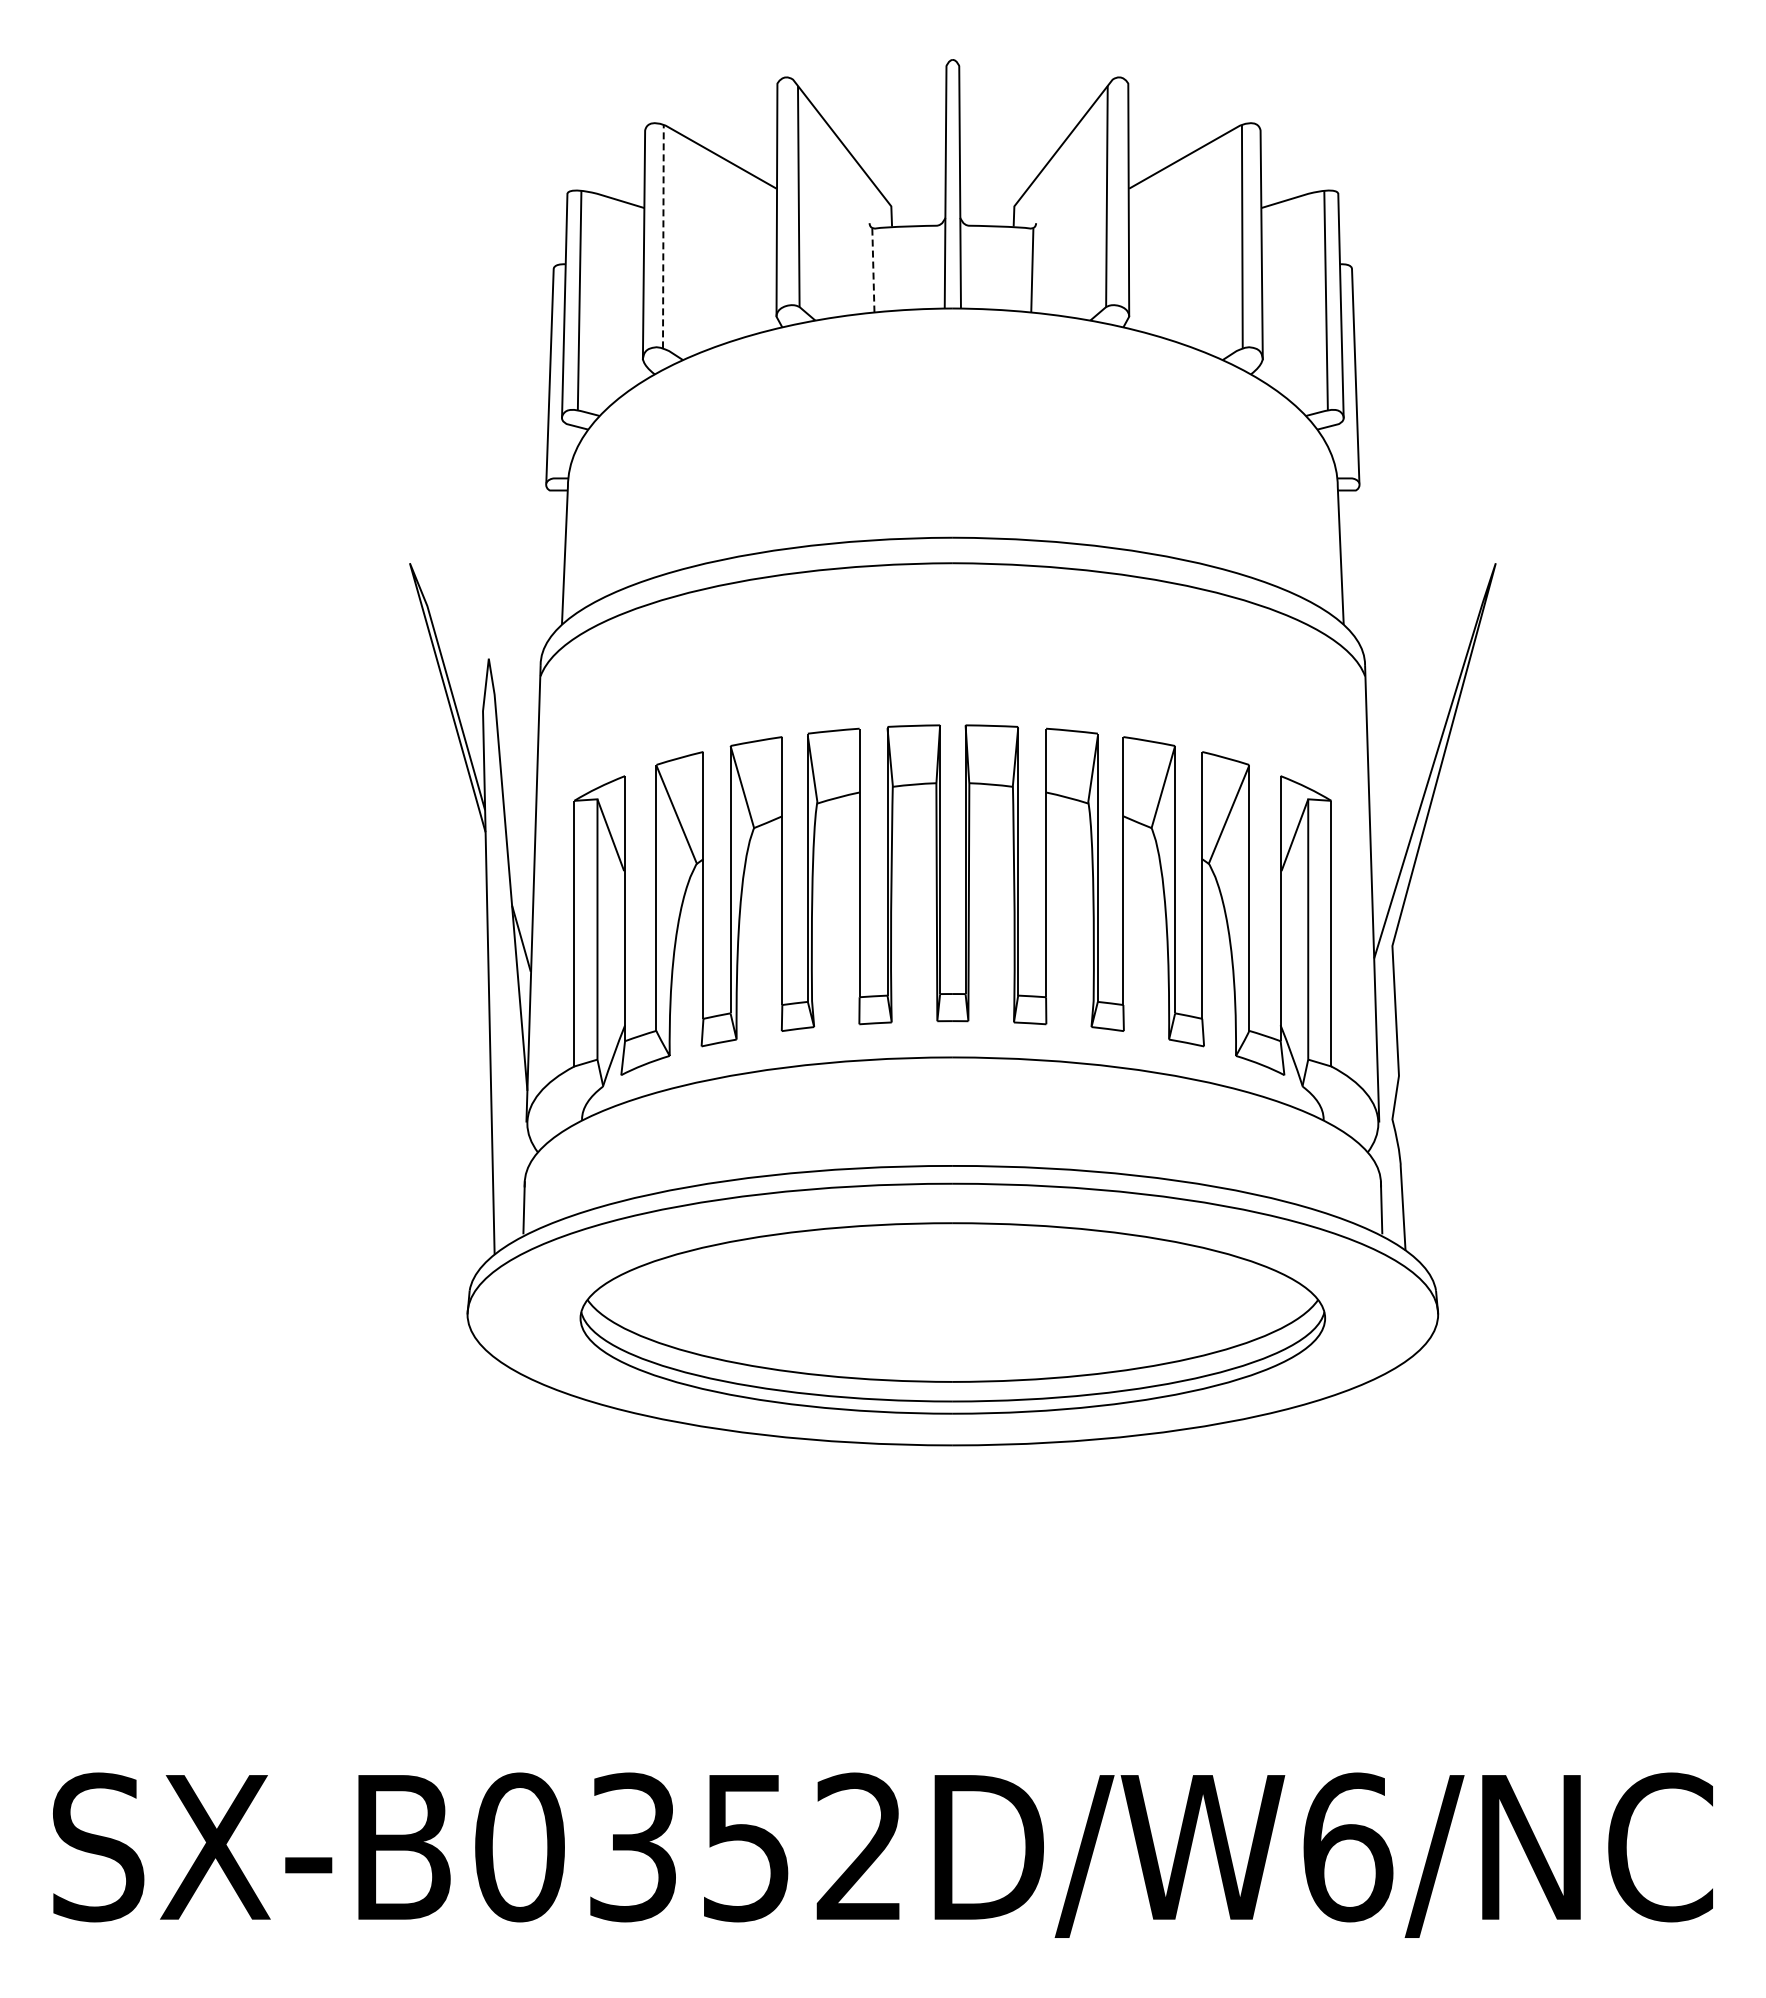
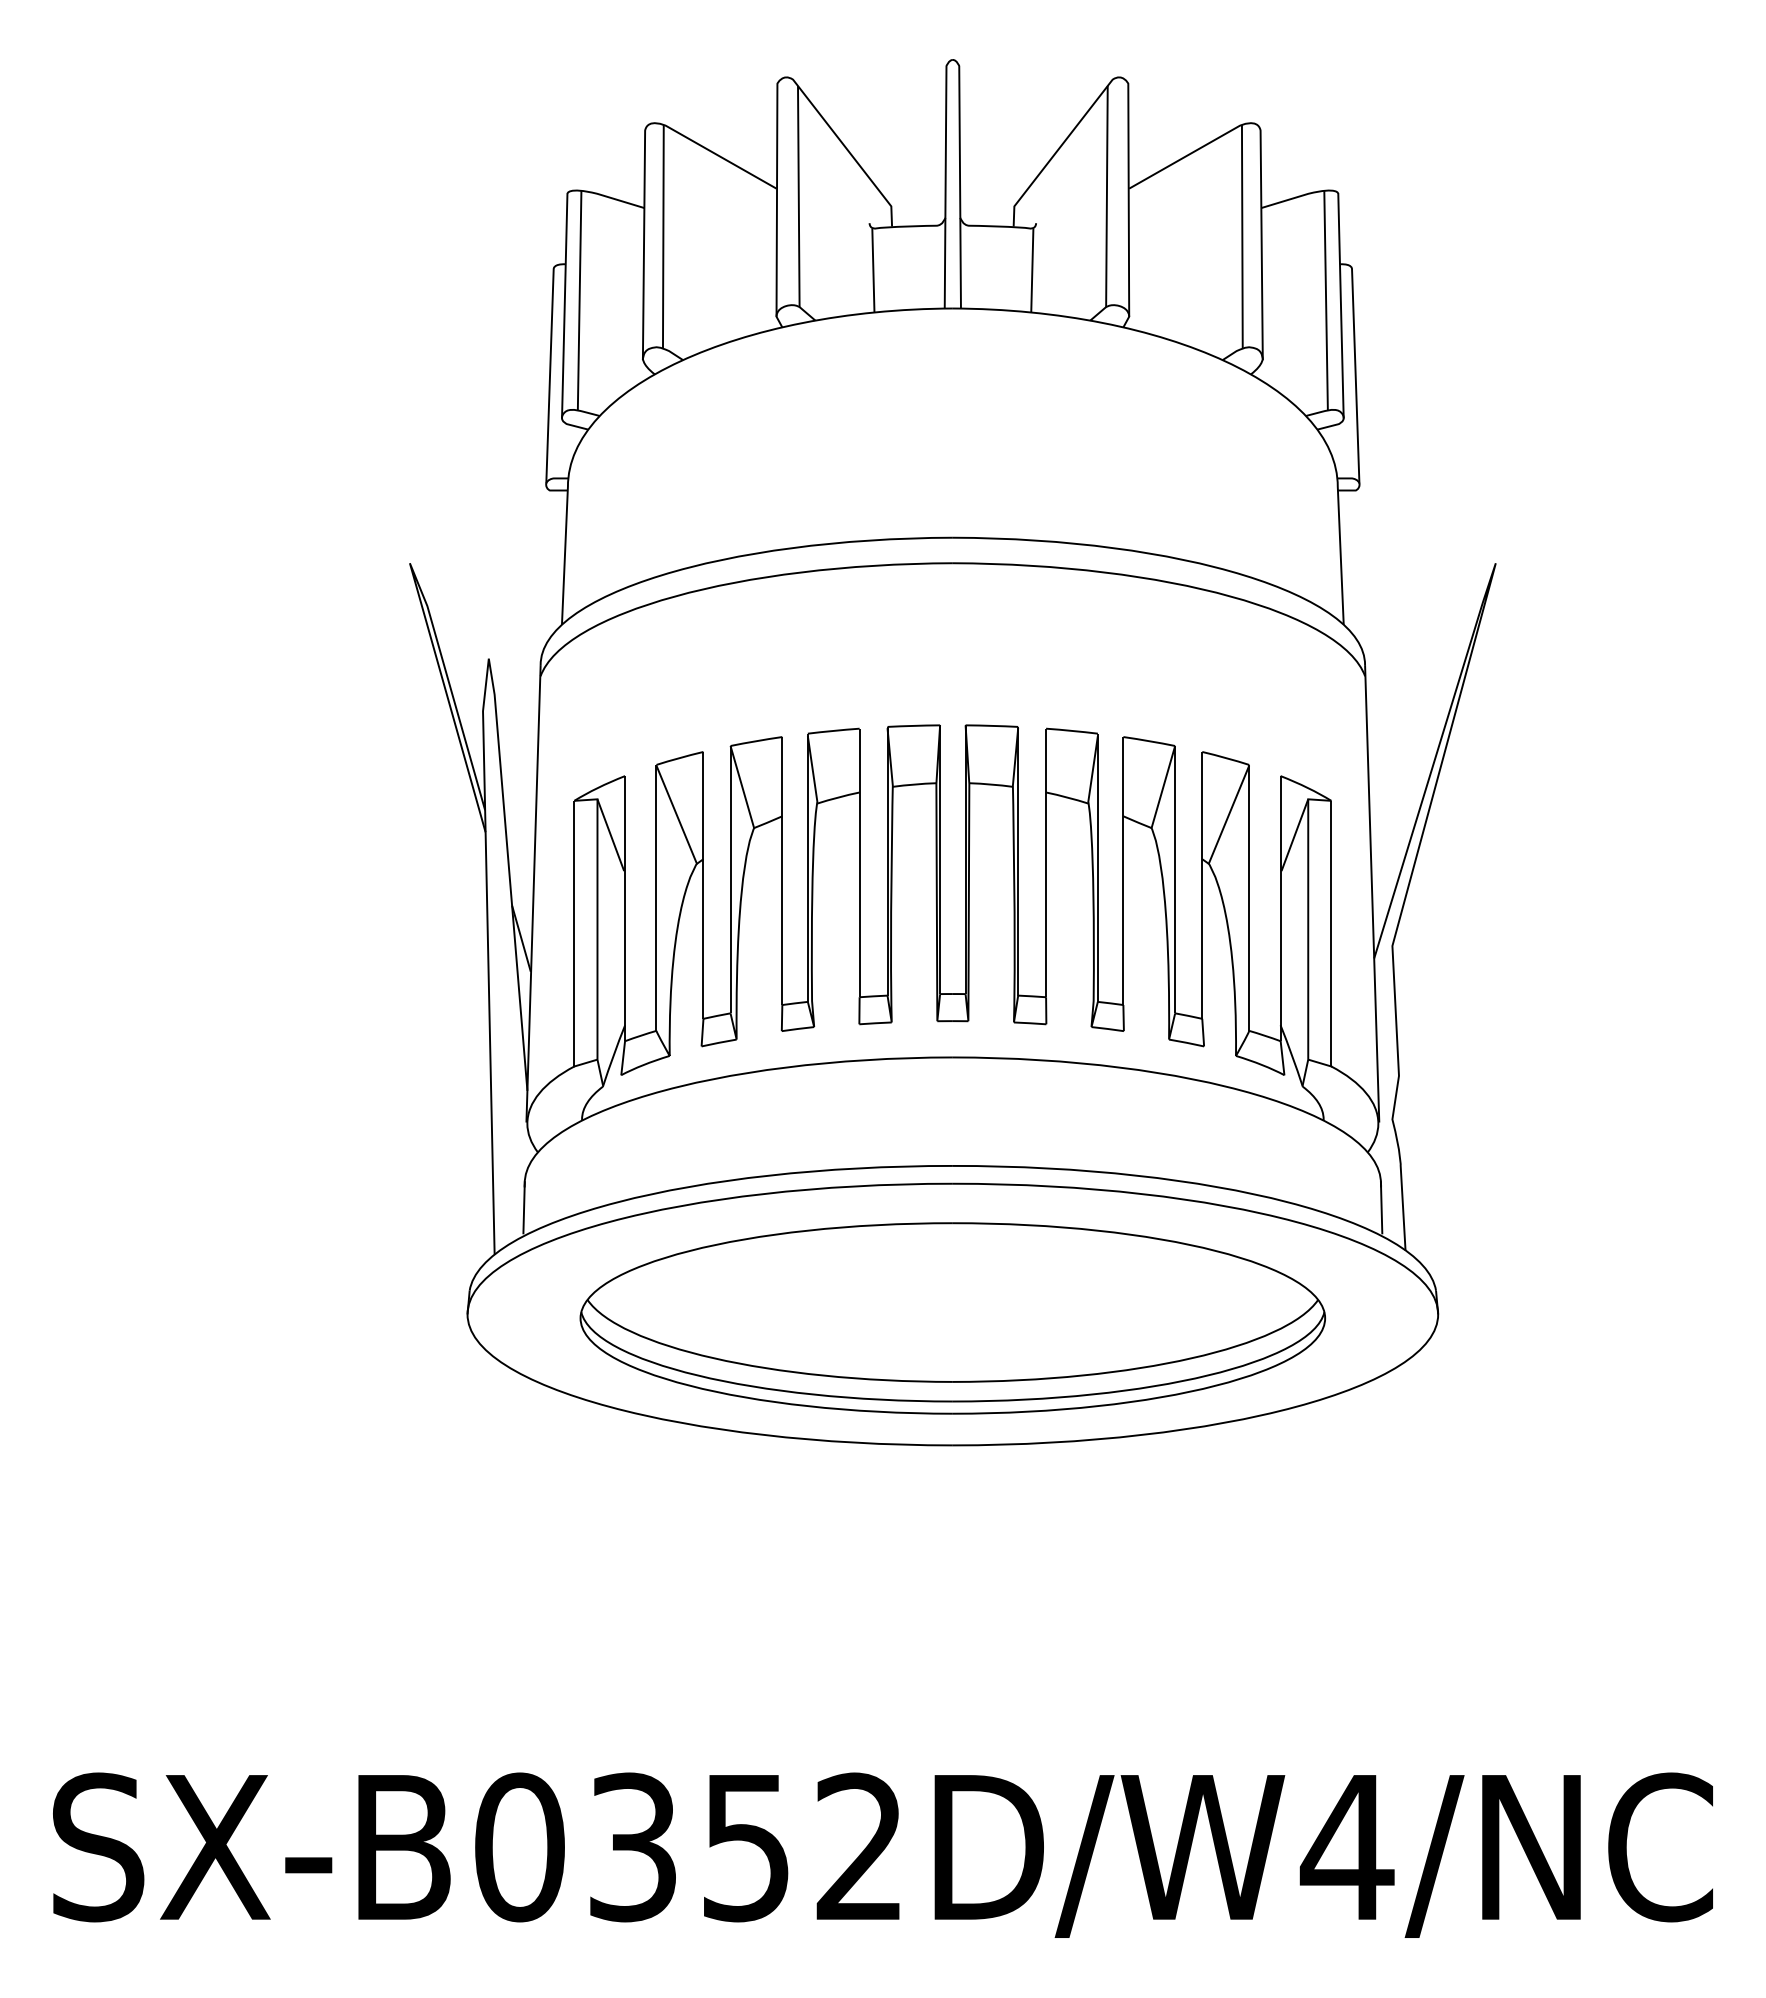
line: dashed -> solid (663, 236)
line: dashed -> solid (873, 270)
text: SX-B0352D/W6/NC -> SX-B0352D/W4/NC (1346, 1847)
